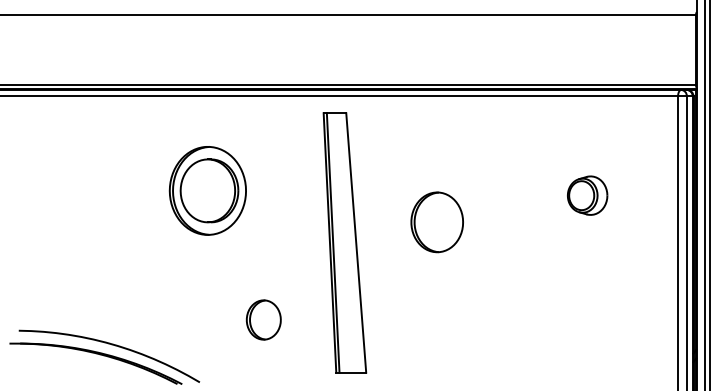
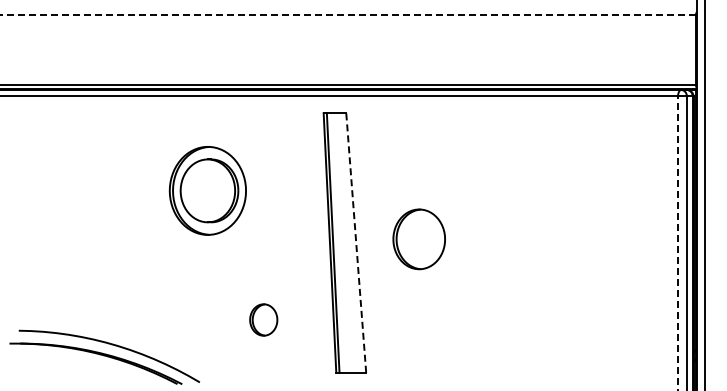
line: solid -> dashed (347, 15)
line: present -> none (710, 194)
part: present -> none (587, 195)
part position: (436, 222) -> (418, 239) (418, 239)
line: solid -> dashed (356, 242)
line: solid -> dashed (678, 243)
part size: 37x42 px -> 30x34 px (263, 319)
